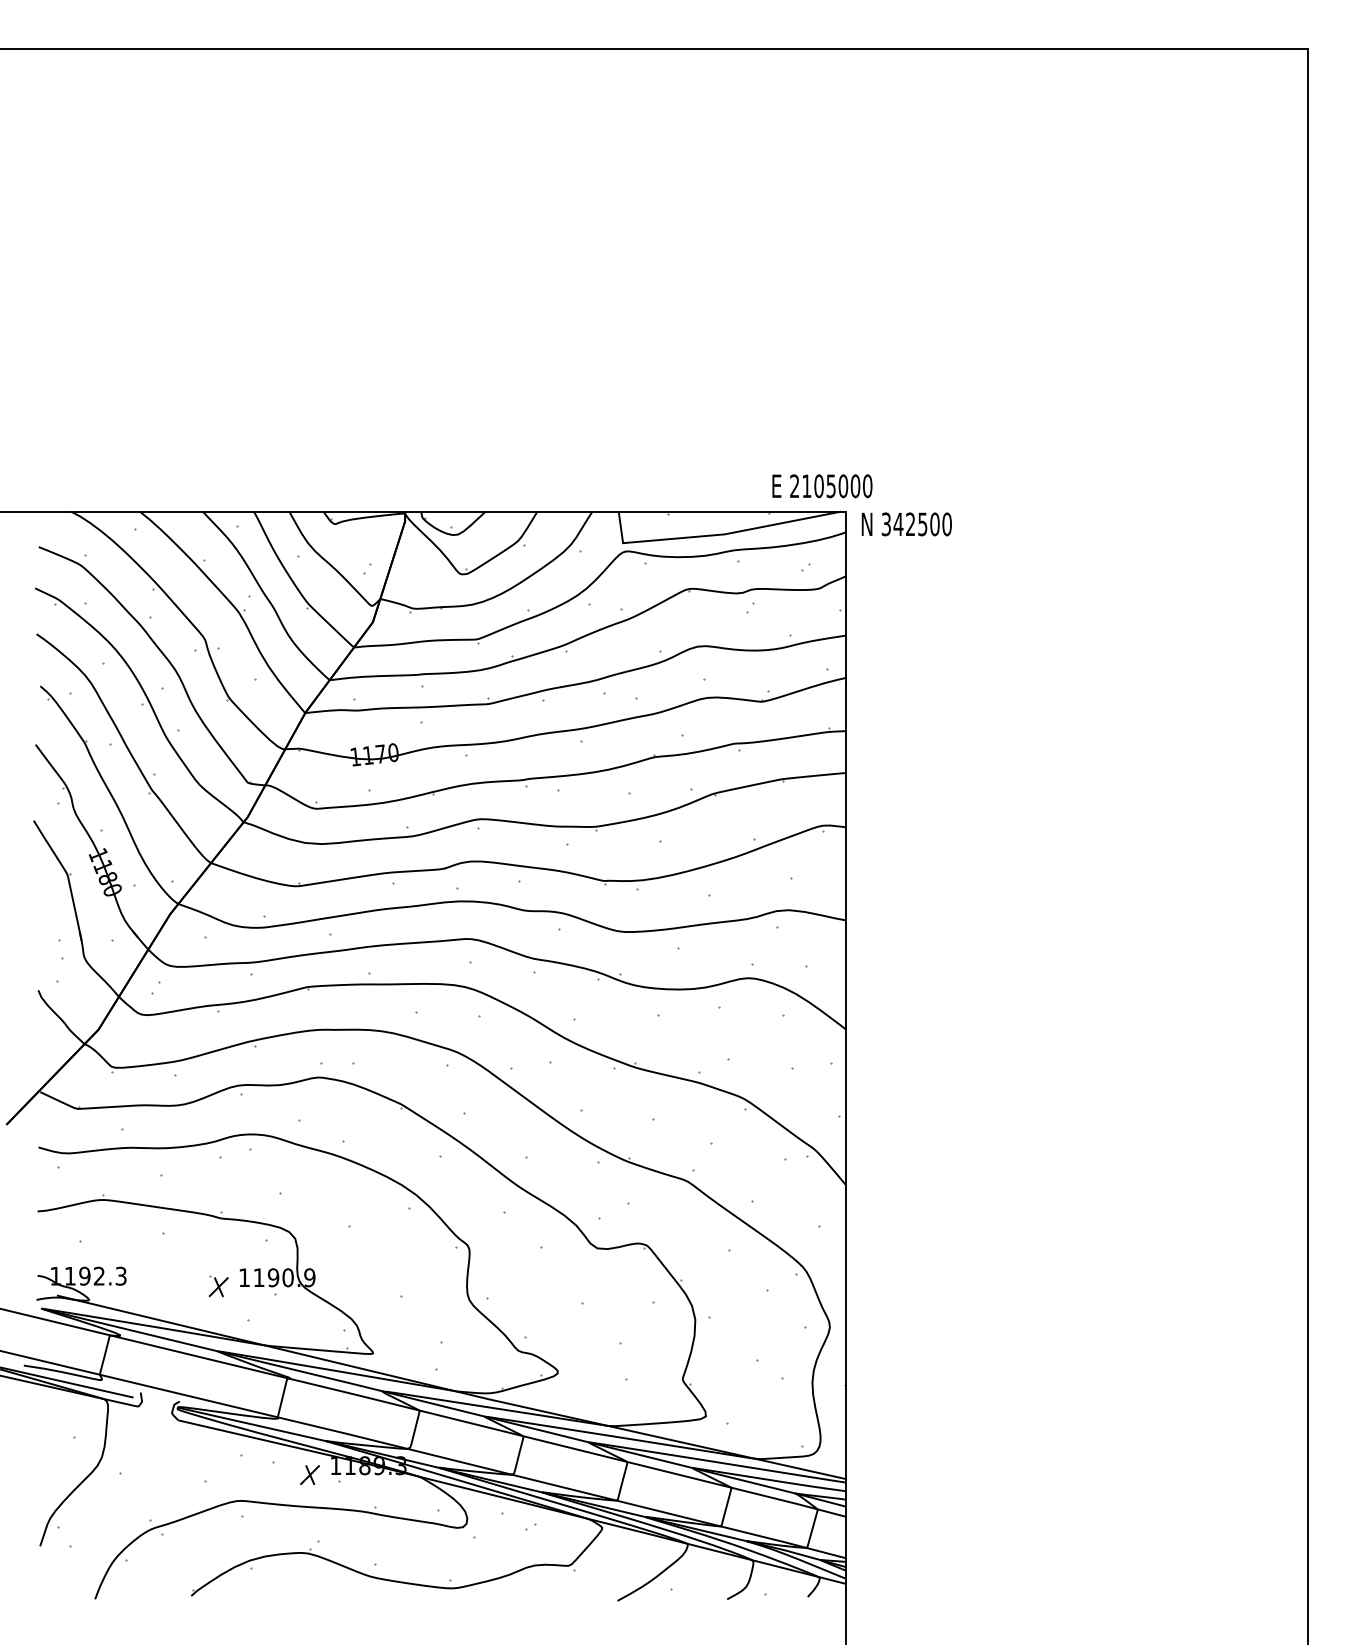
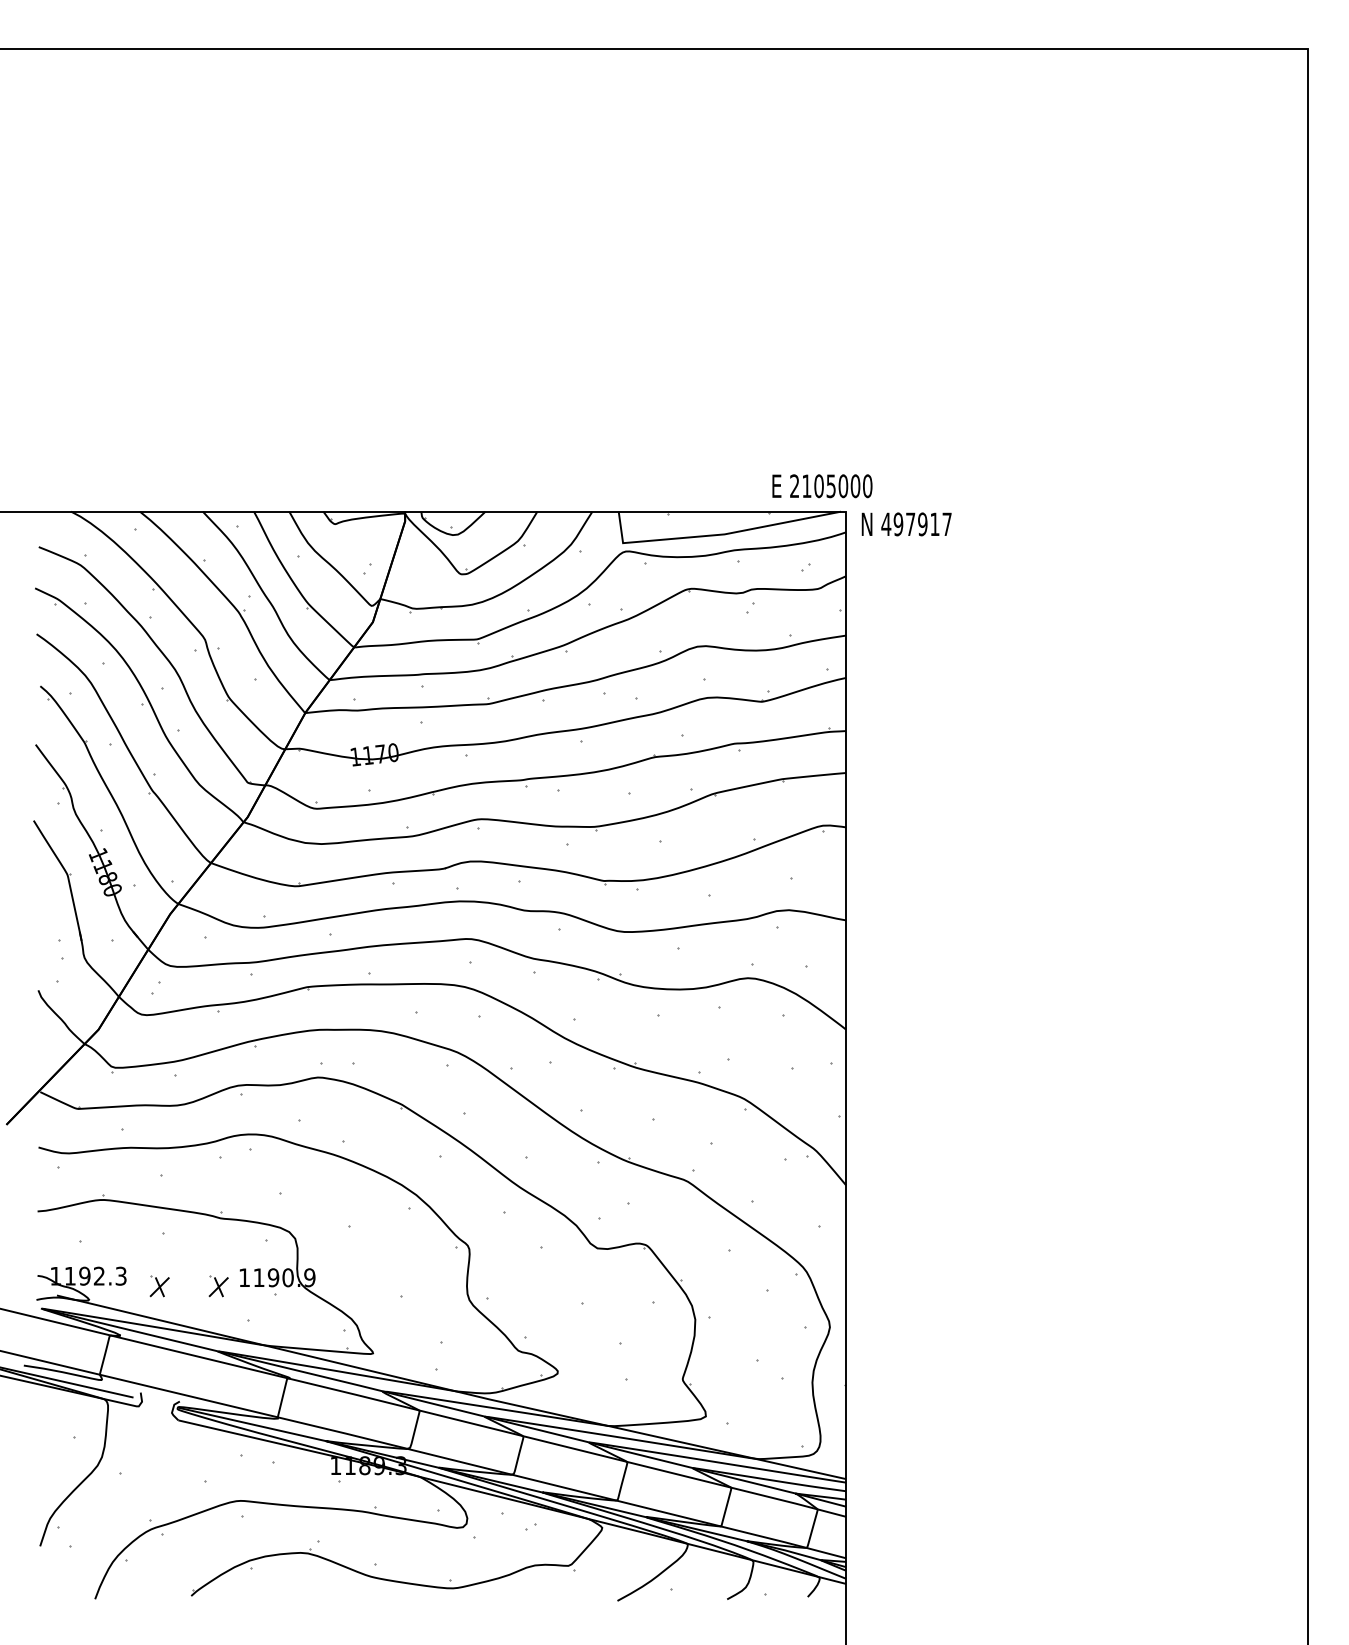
text: 342500 -> 497917 (916, 524)
part: none -> present (159, 1286)
part: present -> none (309, 1474)
